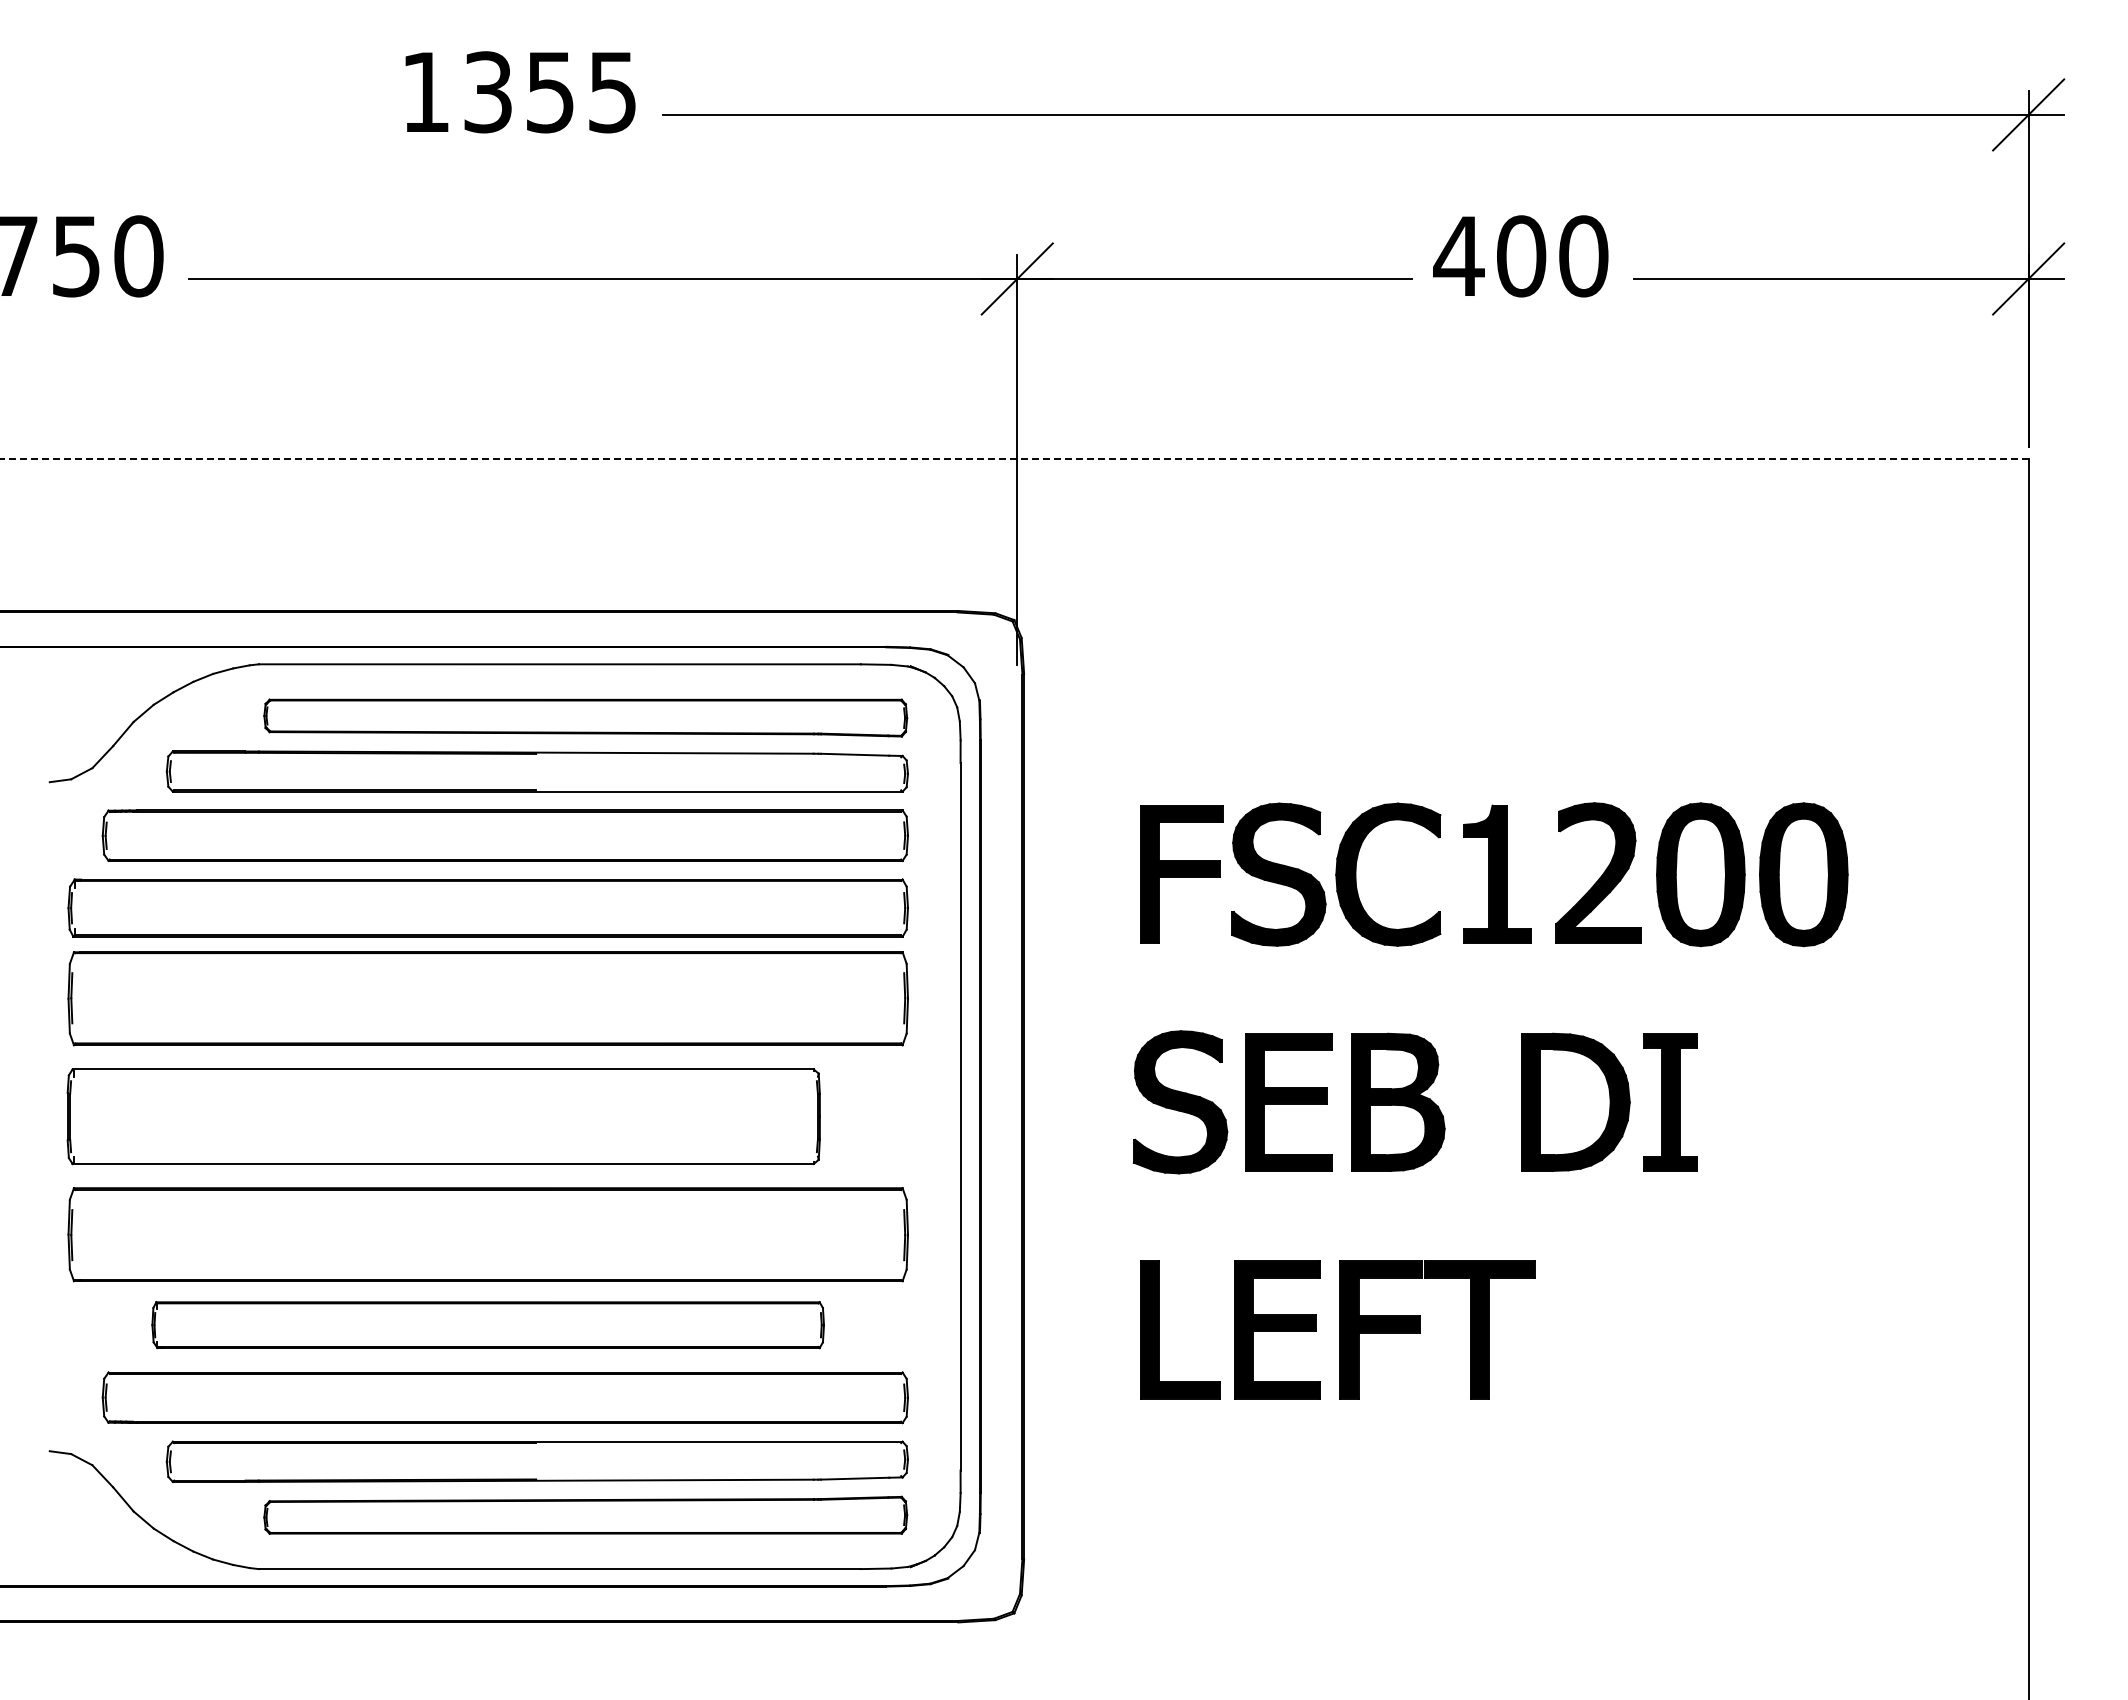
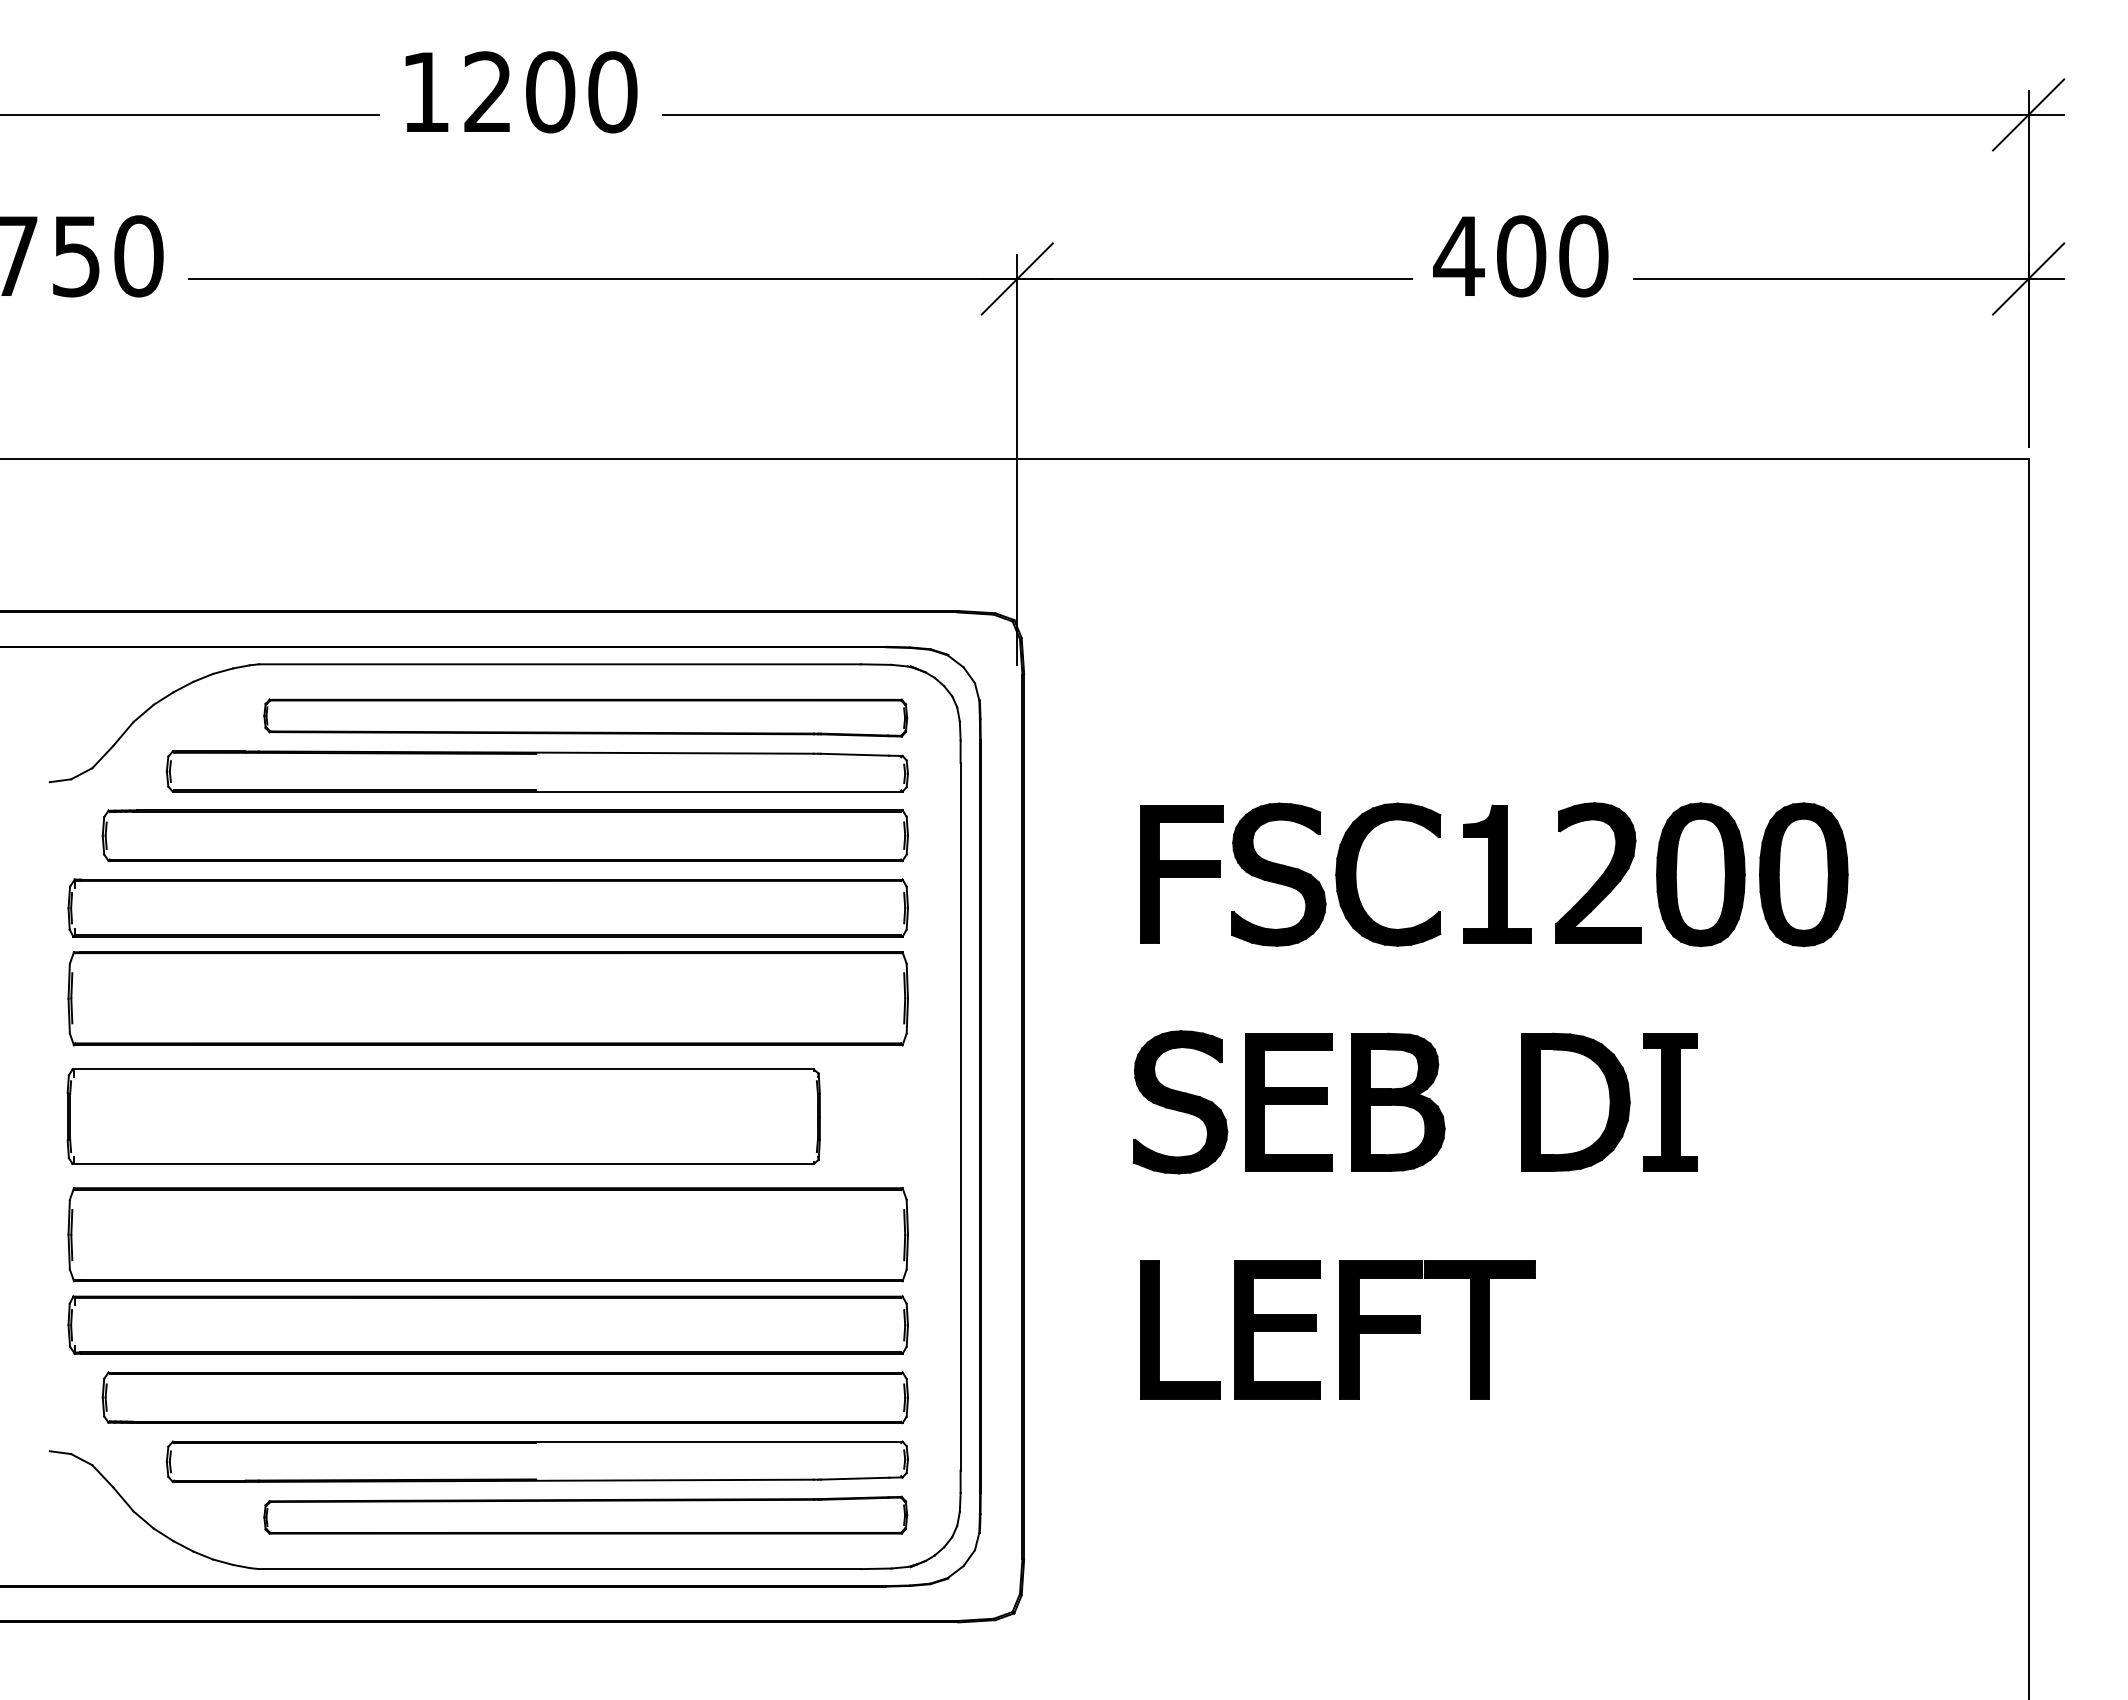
text: 1355 -> 1200 (550, 92)
line: none -> present (190, 114)
line: dashed -> solid (1014, 459)
part size: 674x49 px -> 842x60 px (487, 1324)
